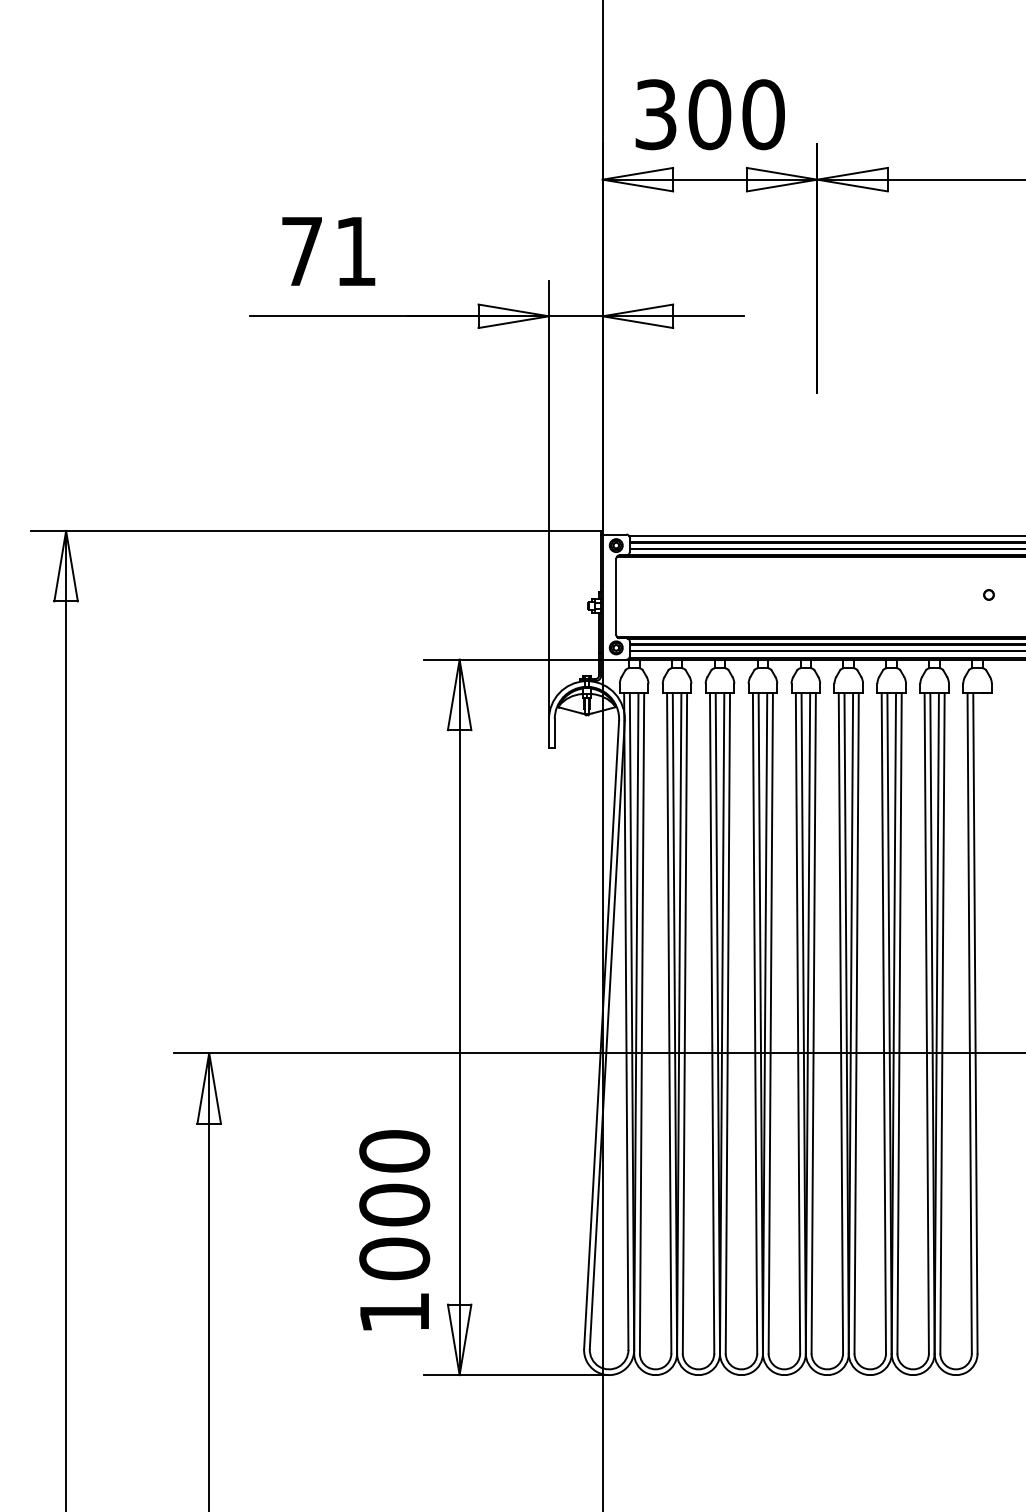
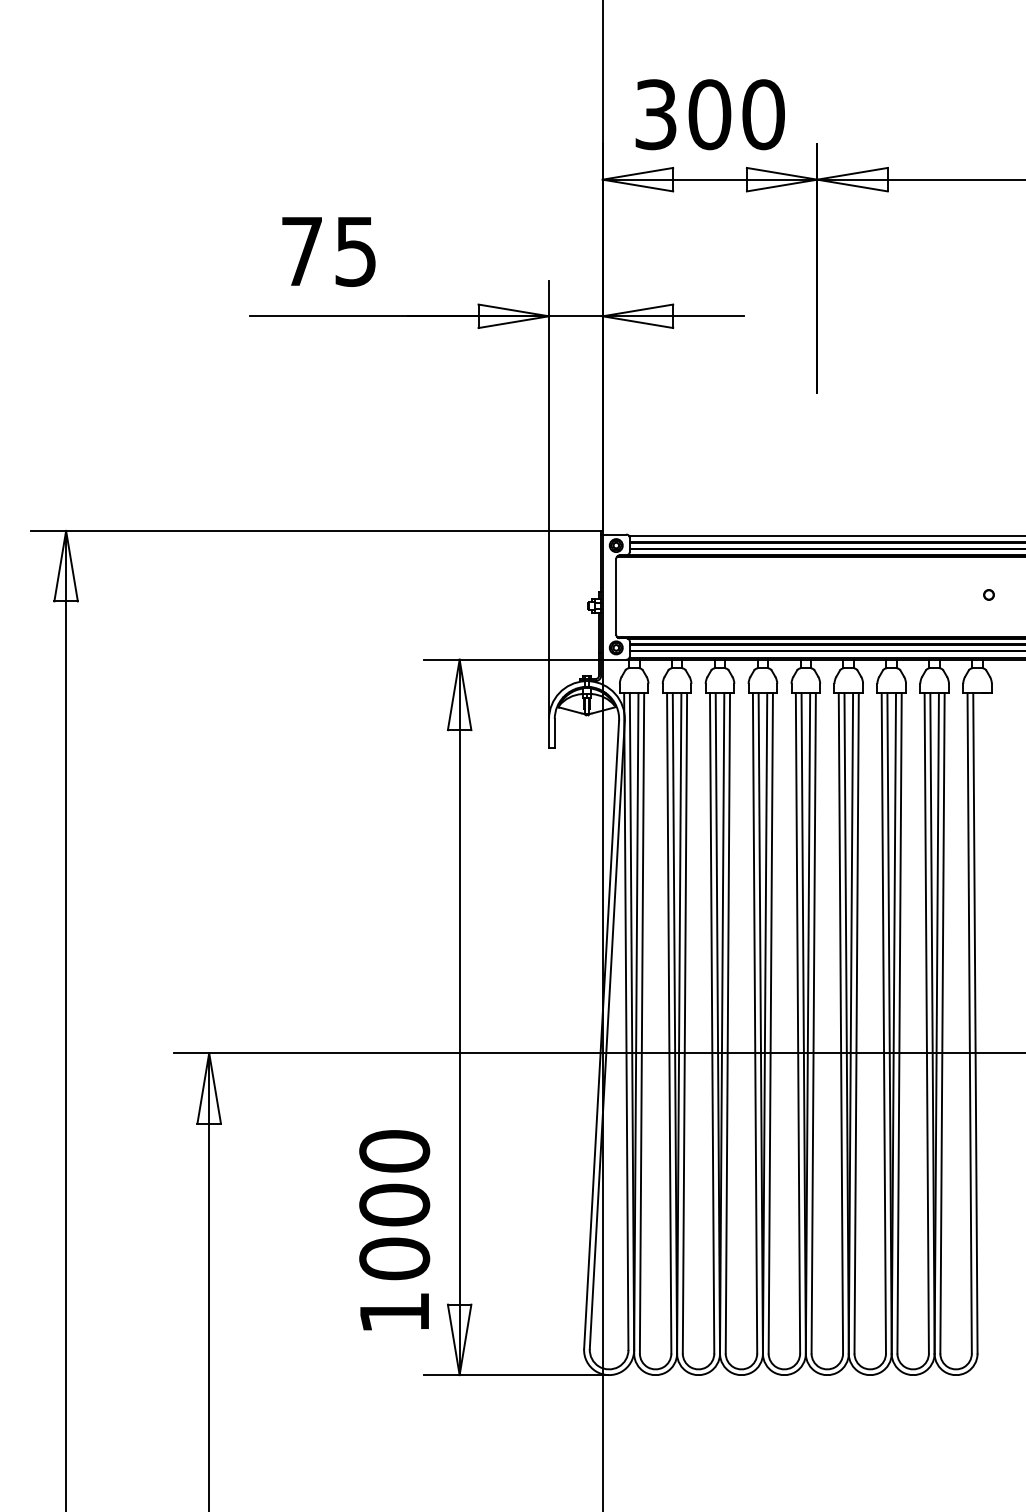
text: 71 -> 75 (355, 251)
